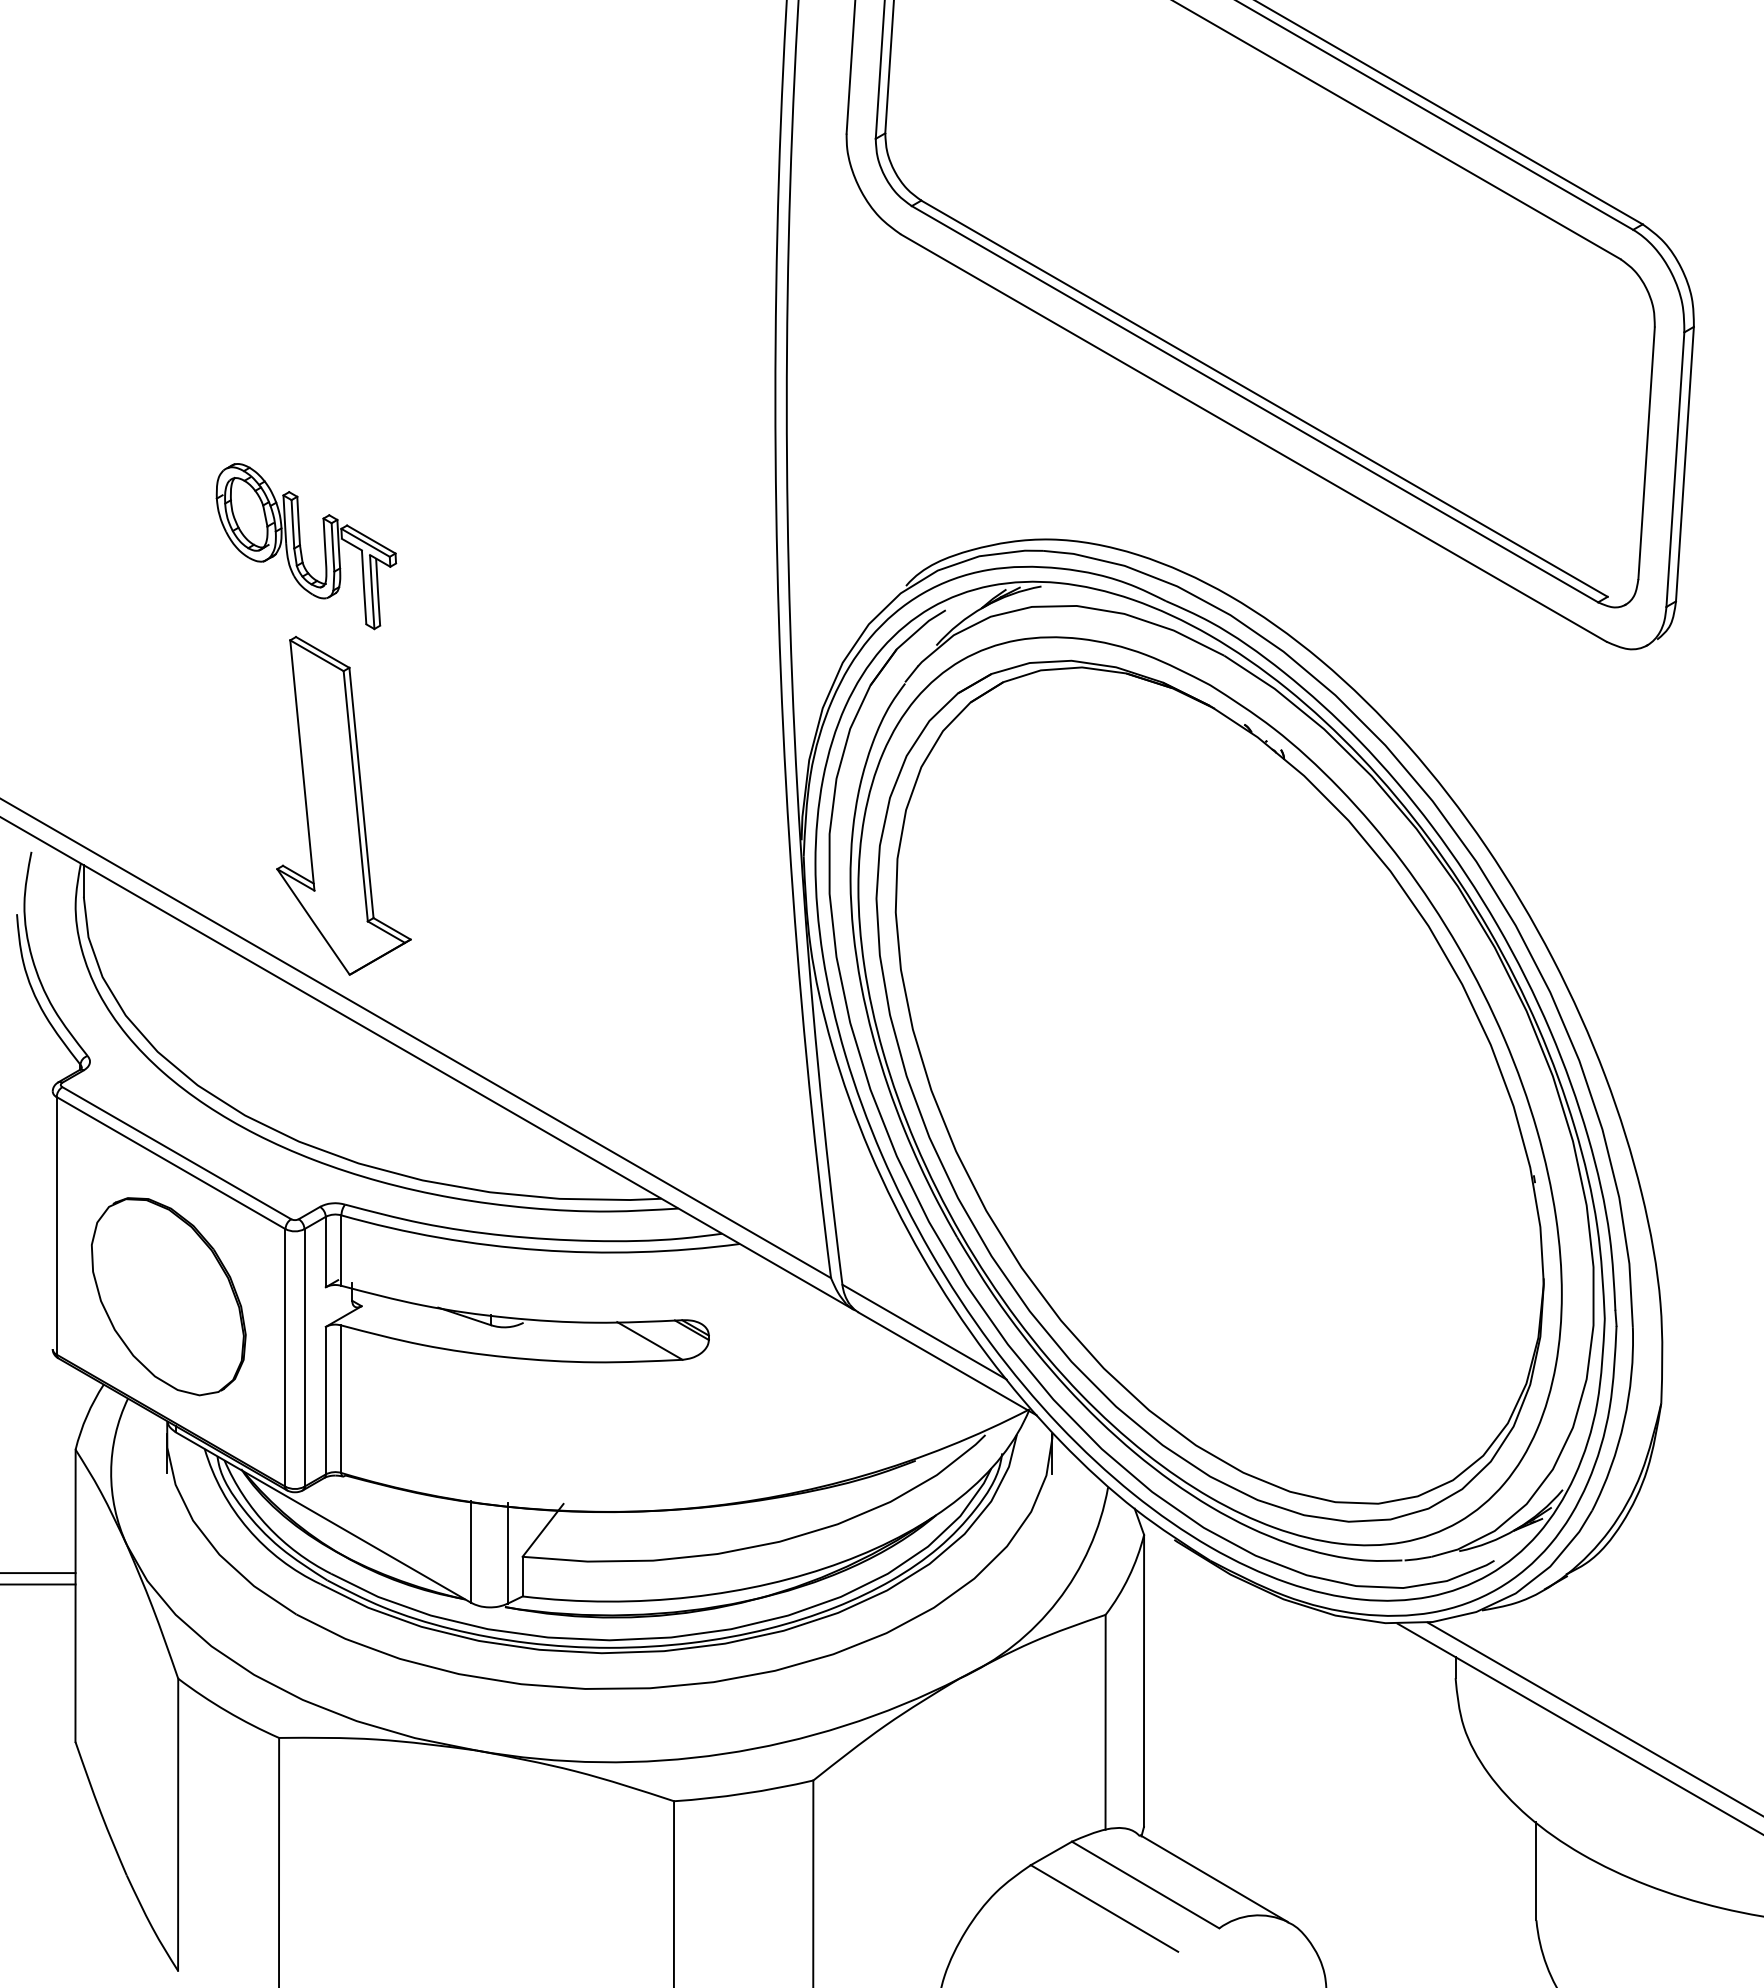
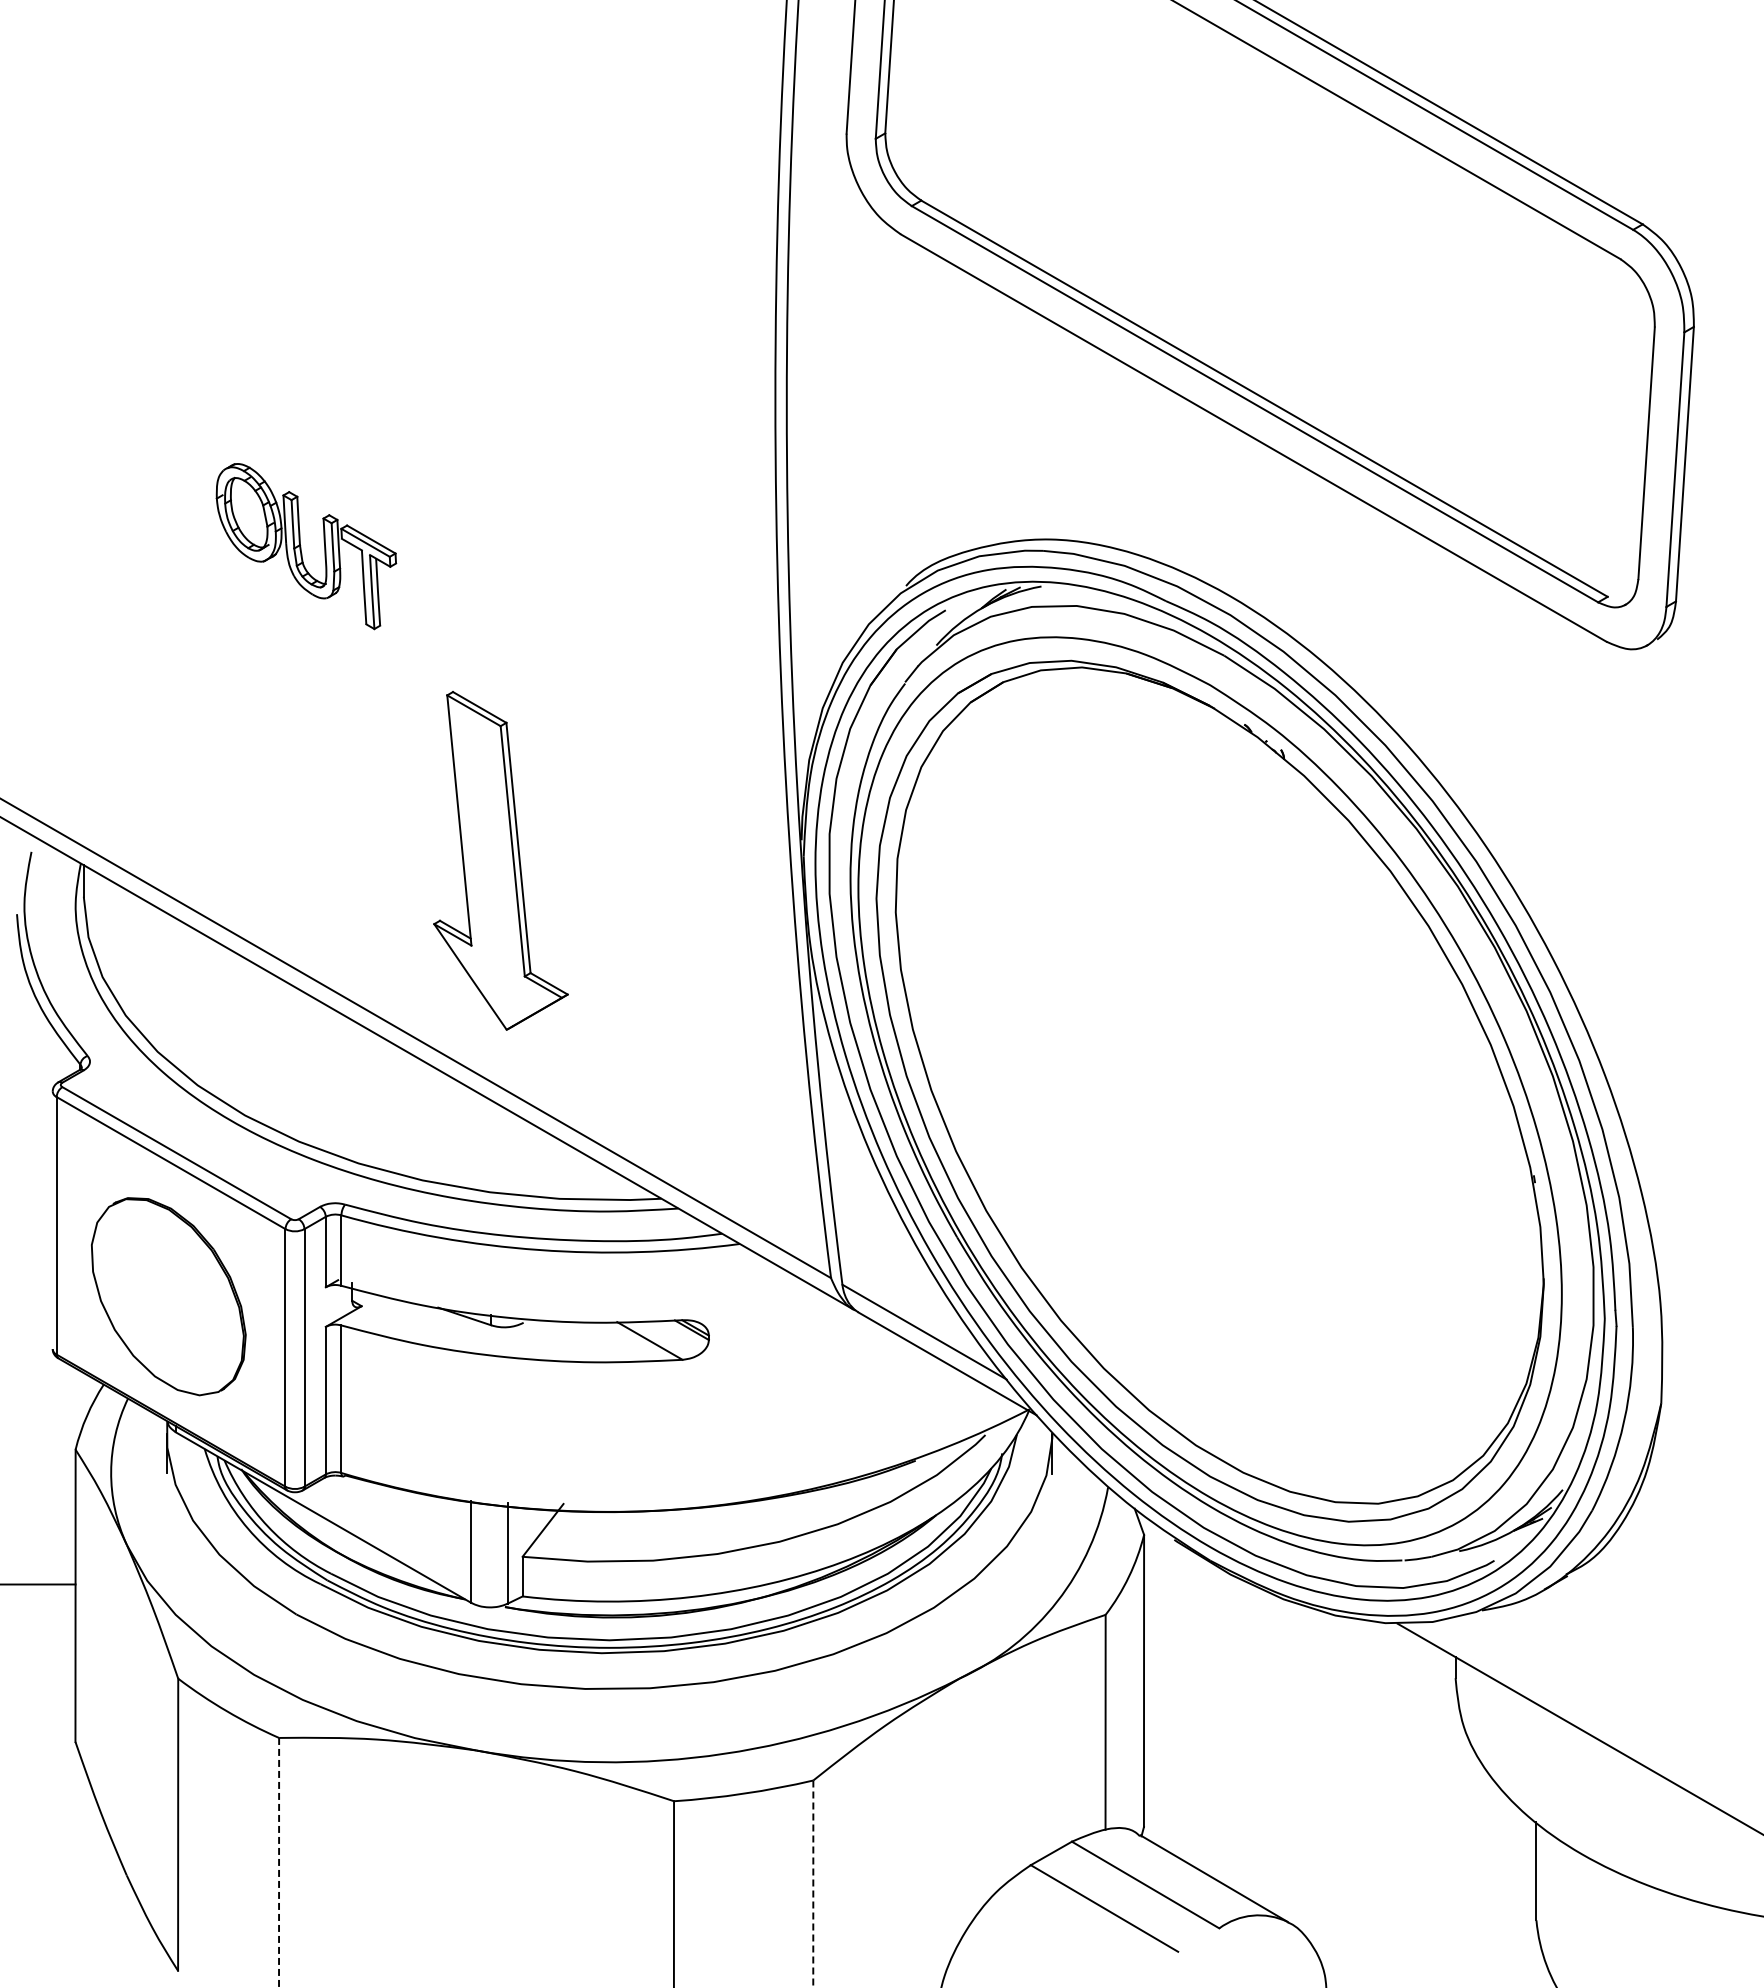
part position: (343, 805) -> (500, 860) (500, 860)
line: present -> none (38, 1573)
line: present -> none (1593, 1718)
line: solid -> dashed (279, 1862)
line: solid -> dashed (813, 1884)
